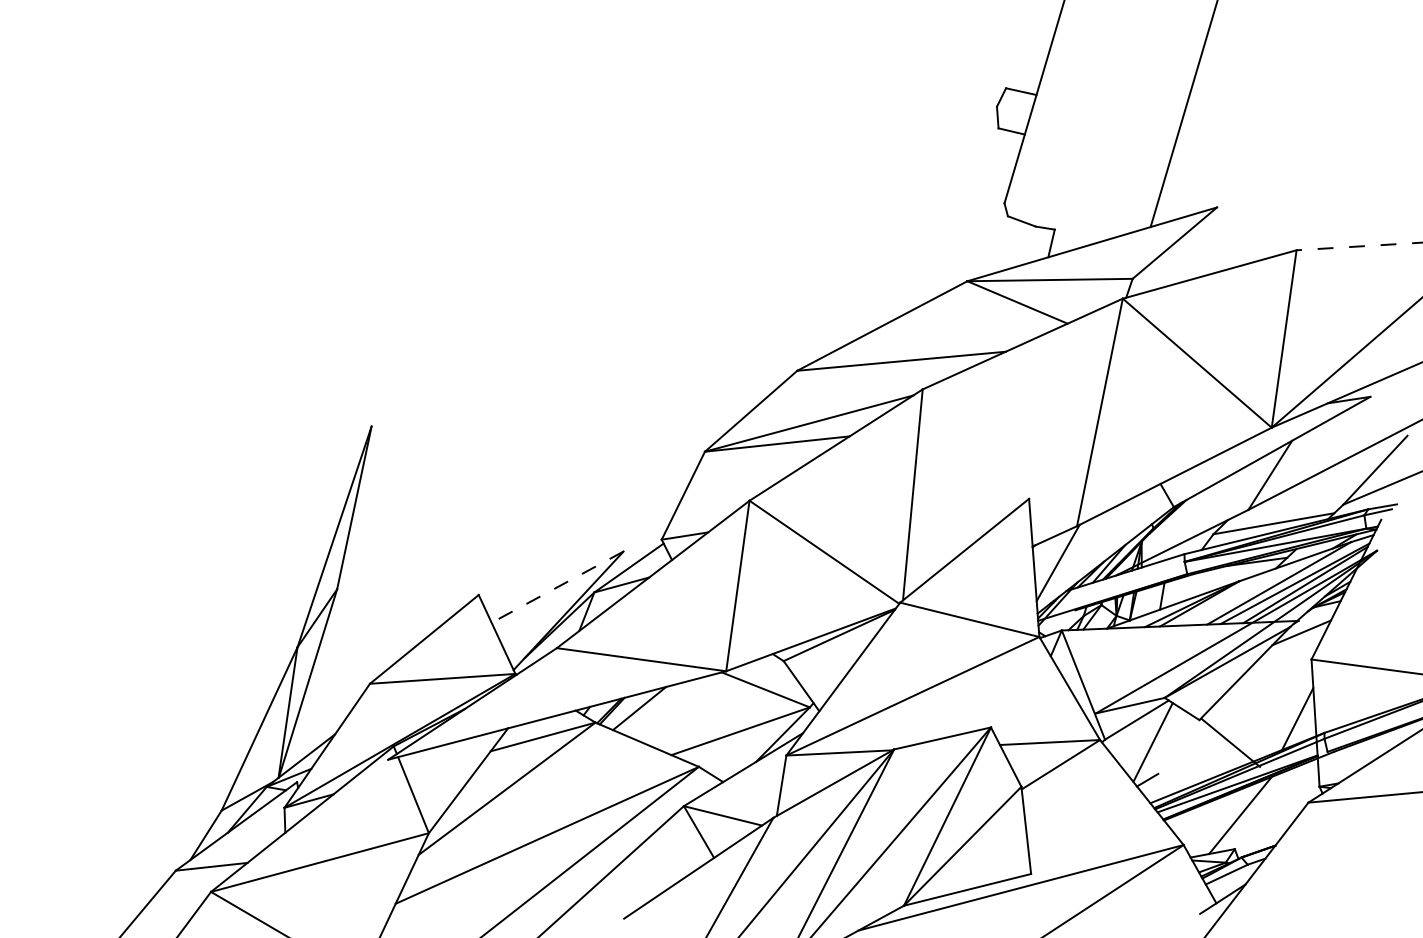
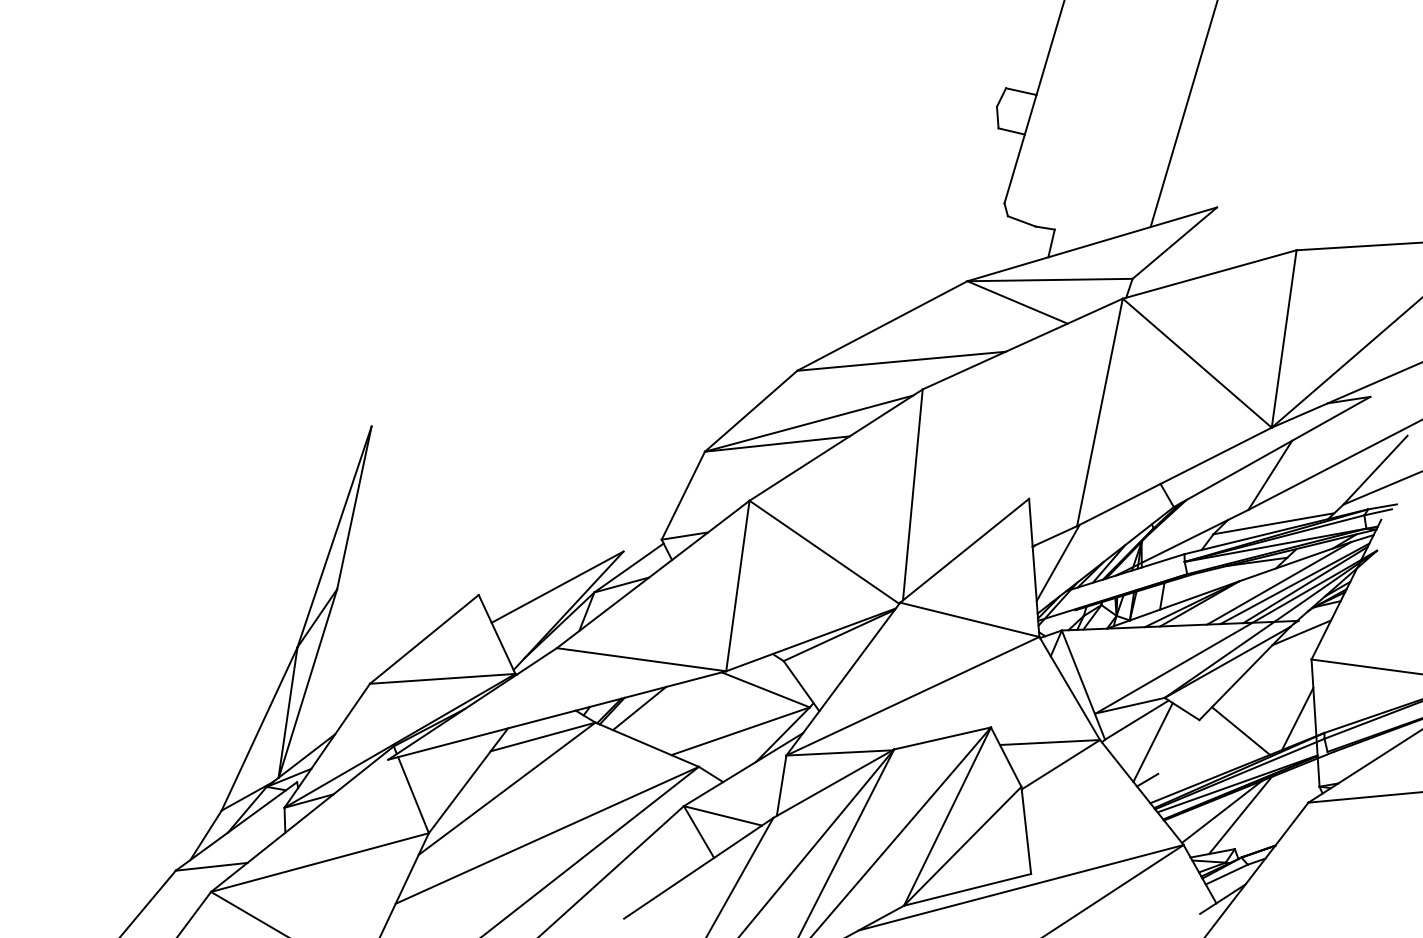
line: dashed -> solid (1359, 246)
line: dashed -> solid (557, 587)
line position: (1231, 742) -> (1241, 730) (1241, 730)
line: none -> present (1221, 811)
